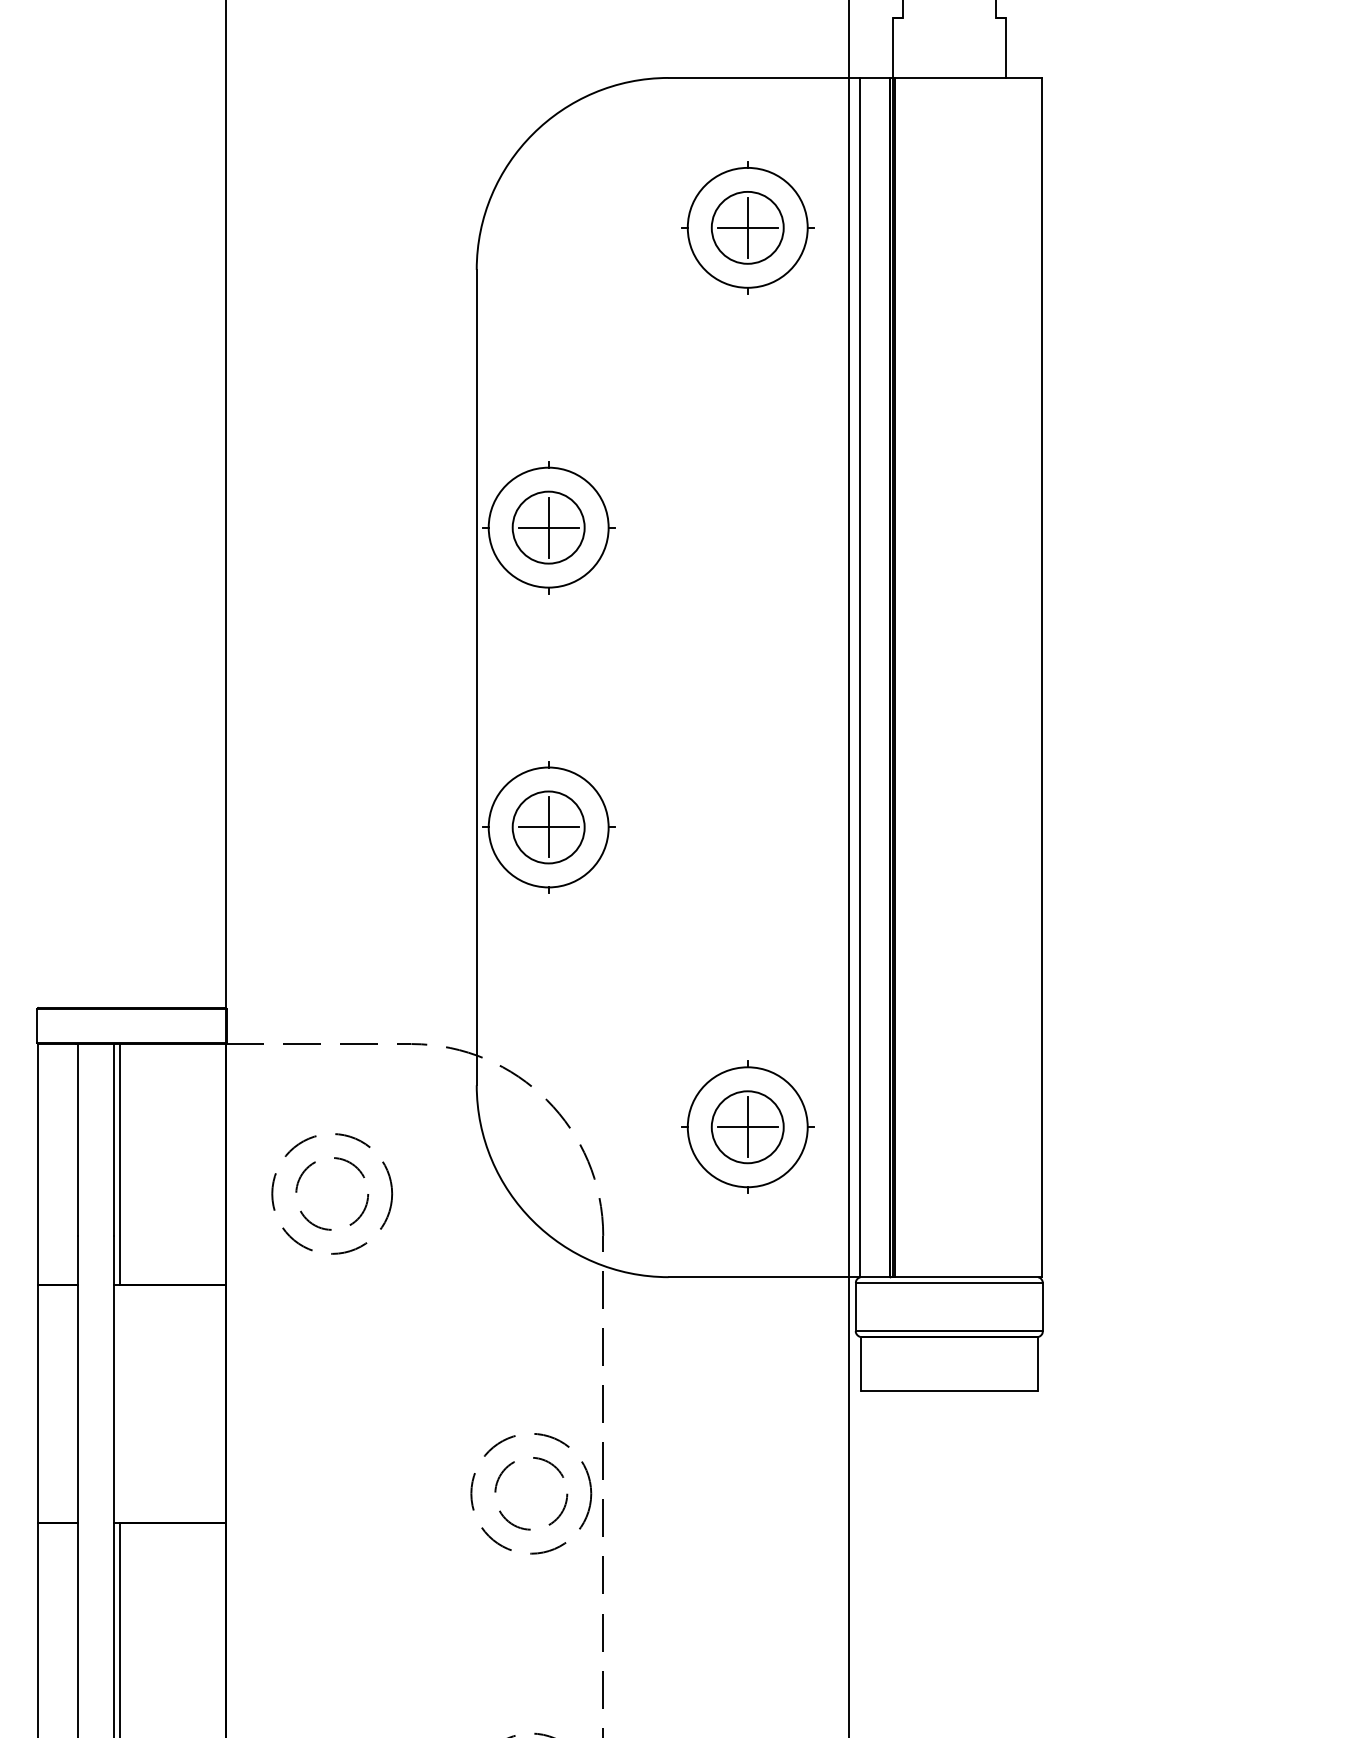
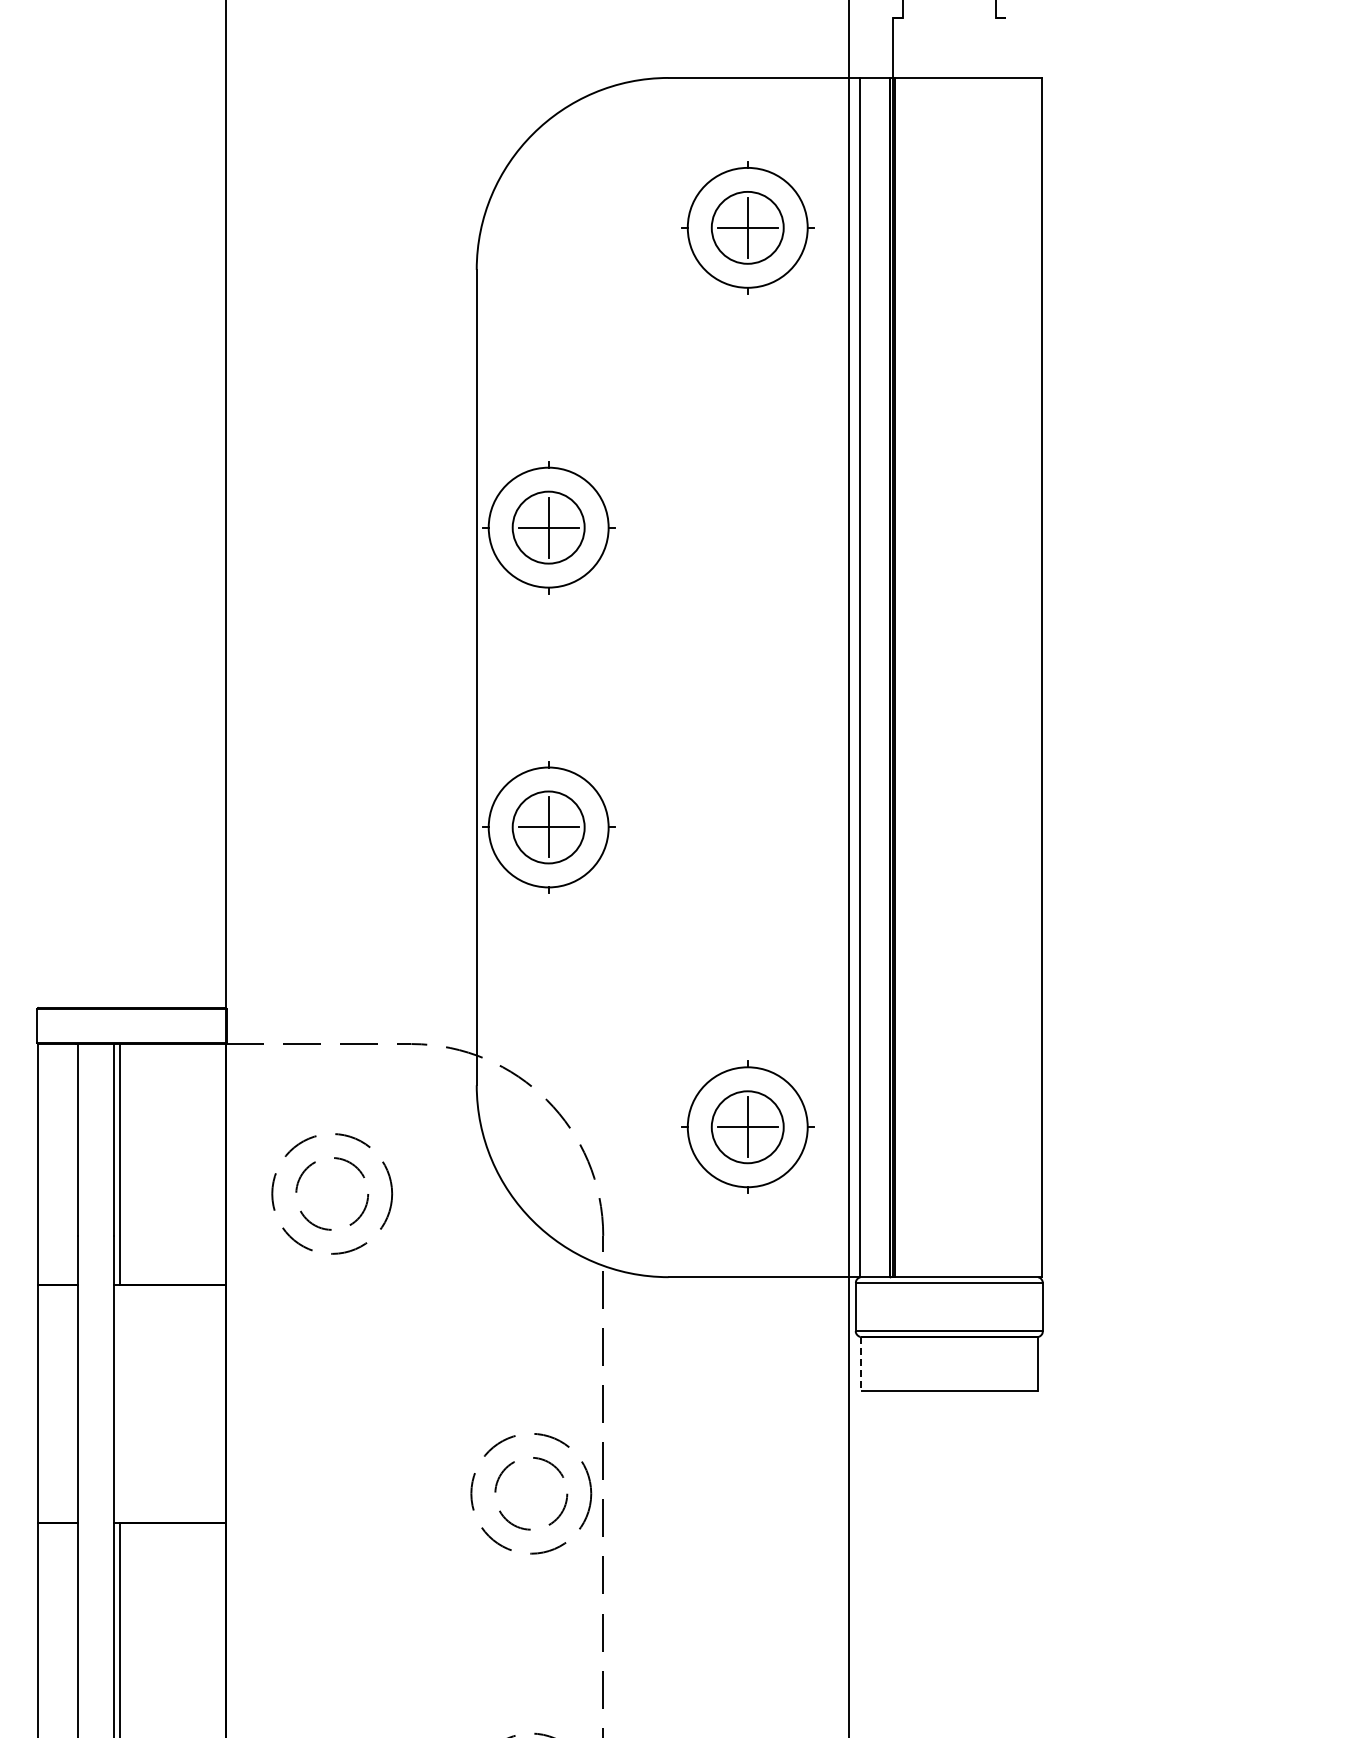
line: present -> none (1005, 47)
line: solid -> dashed (861, 1364)
